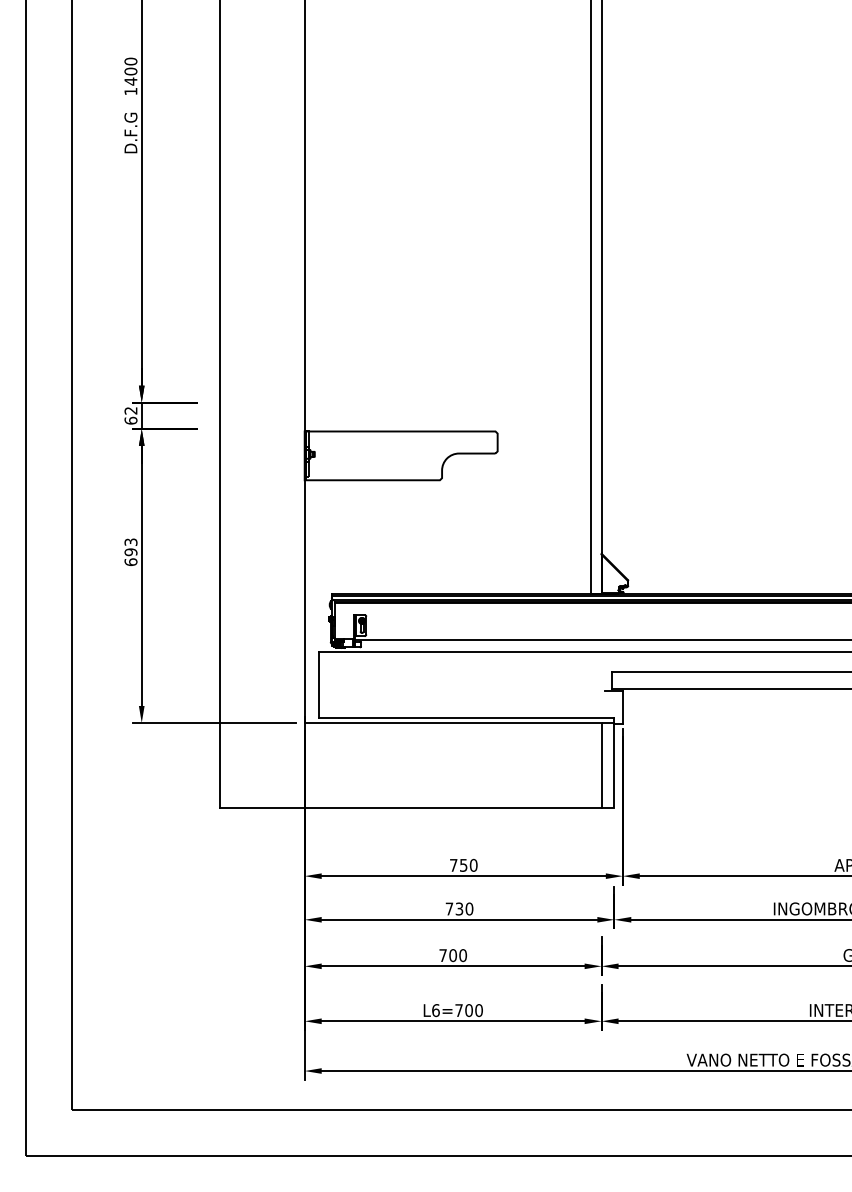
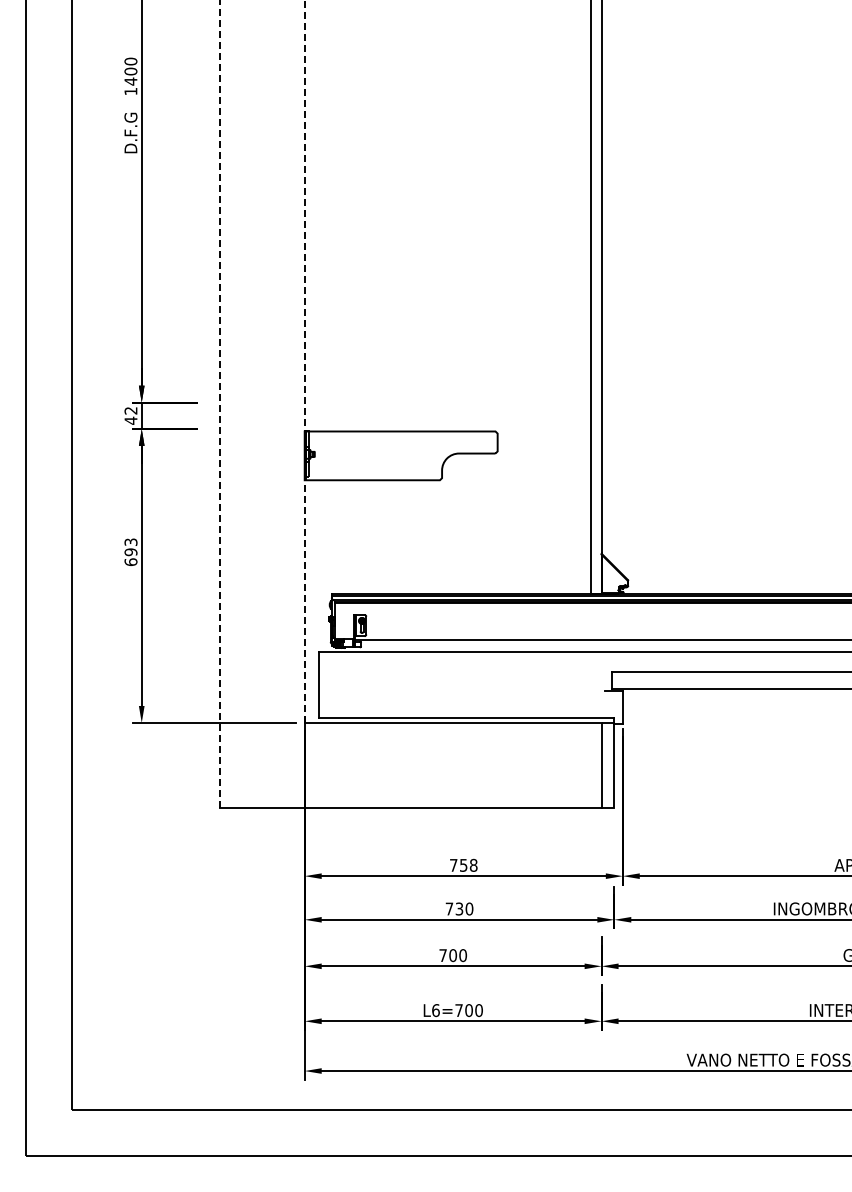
line: solid -> dashed (304, 360)
line: solid -> dashed (219, 403)
text: 62 -> 42 (130, 420)
text: 750 -> 758 (473, 865)
